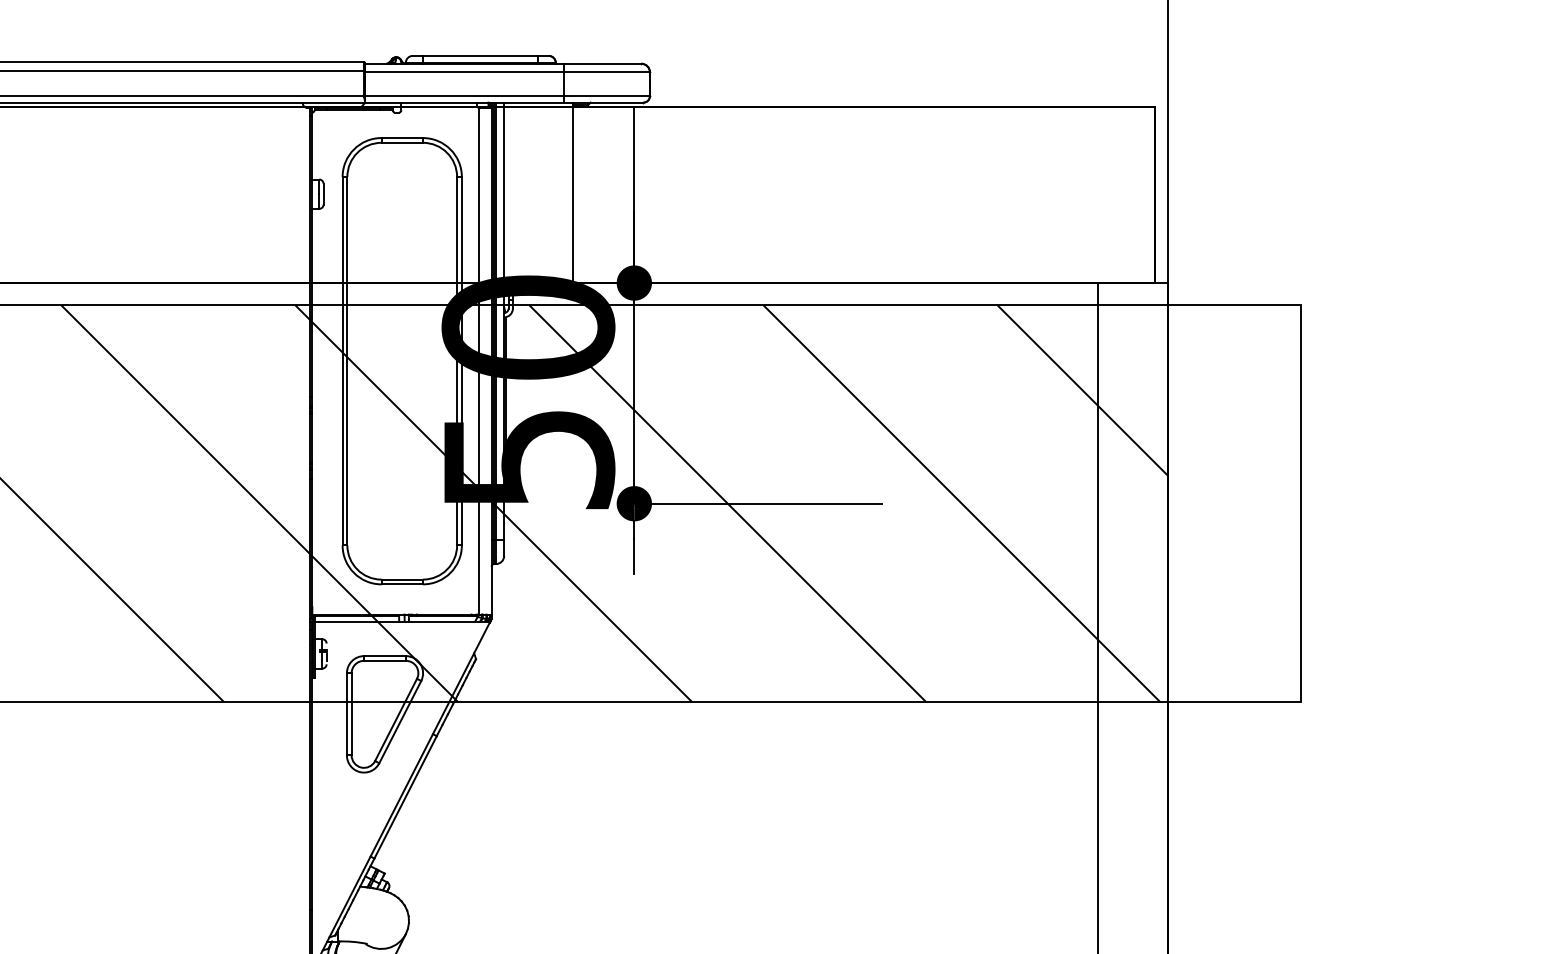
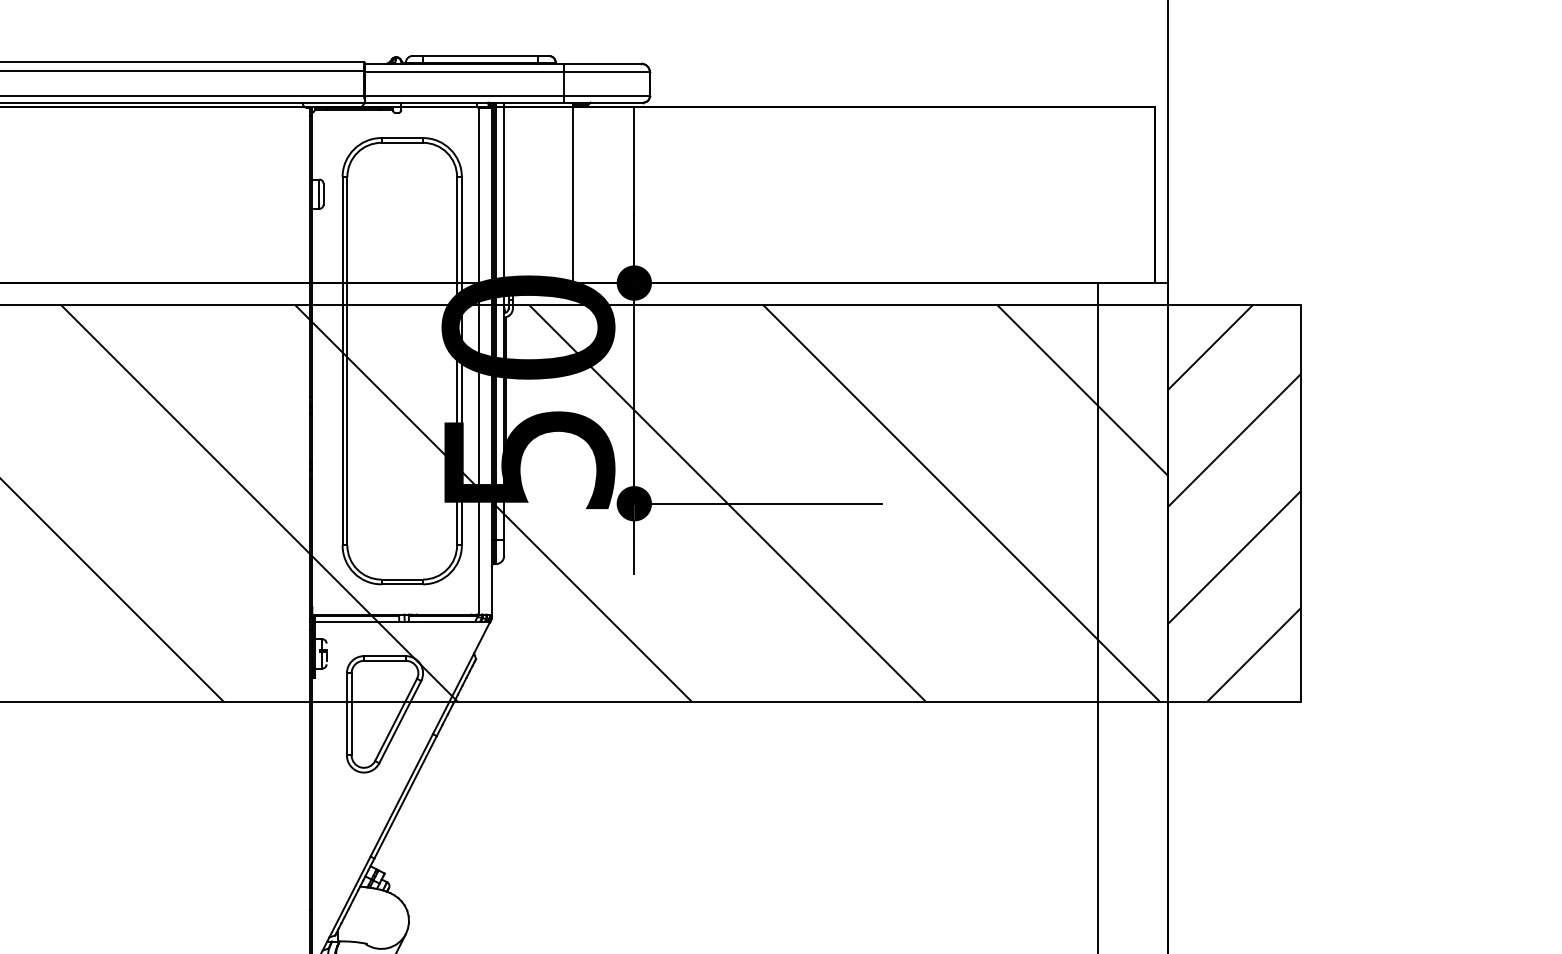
hatch: none -> present (1234, 503)
